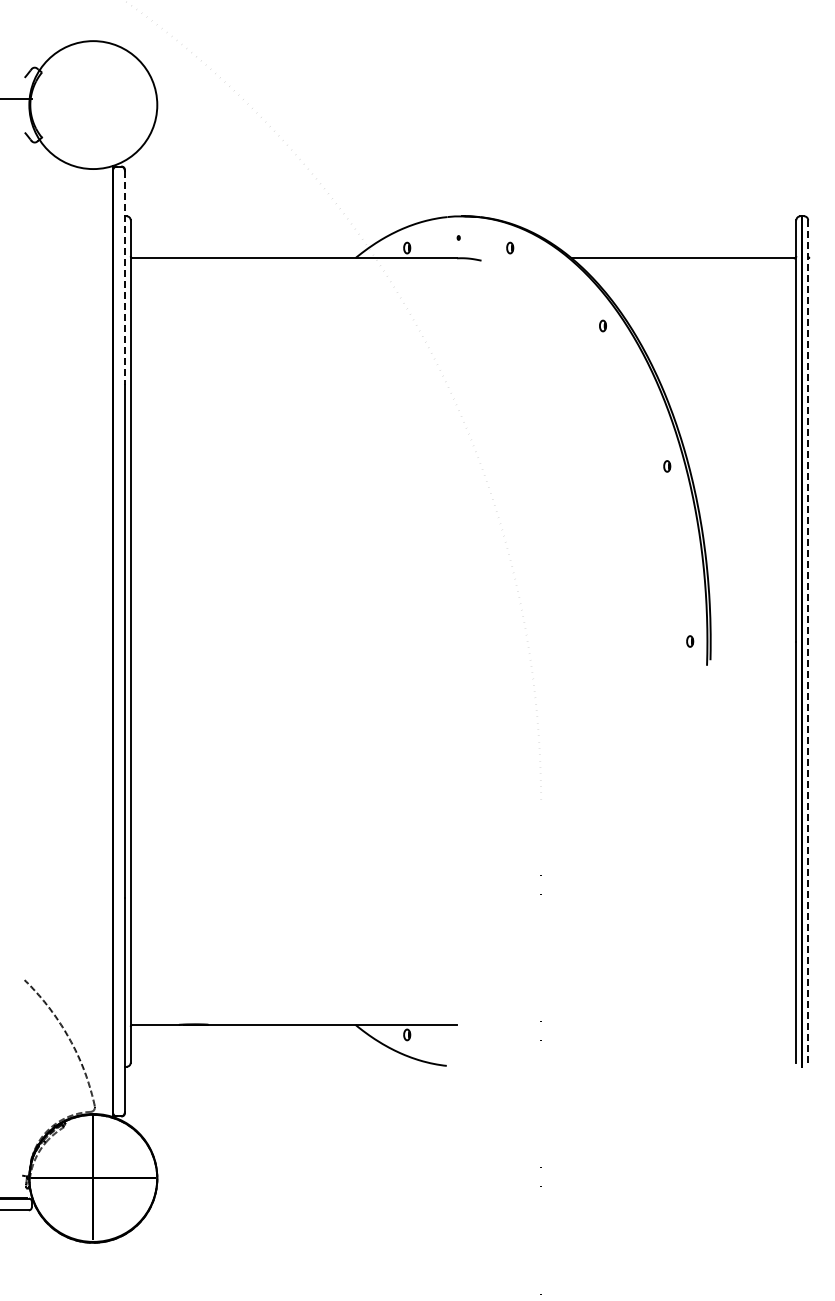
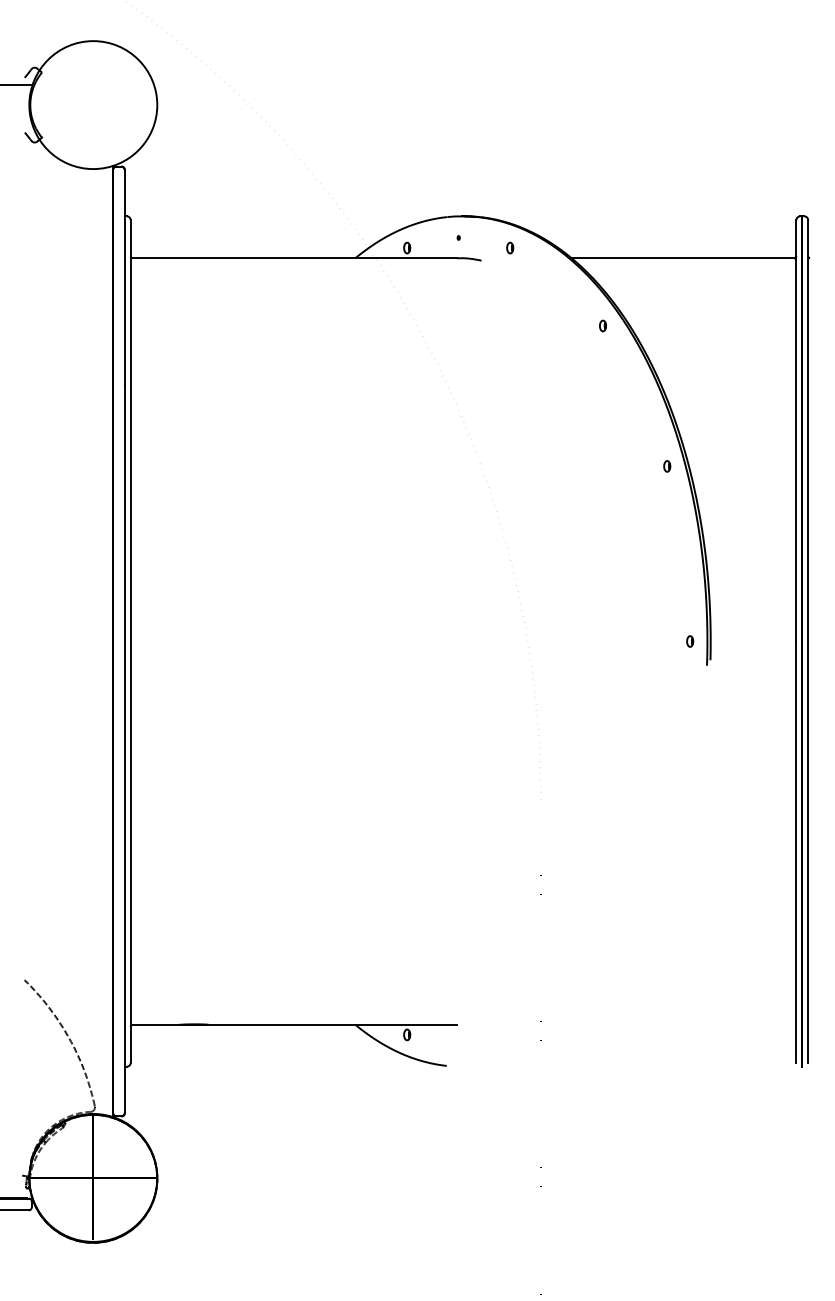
line position: (17, 99) -> (17, 85) (17, 85)
line: dashed -> solid (124, 278)
line: dashed -> solid (808, 642)
